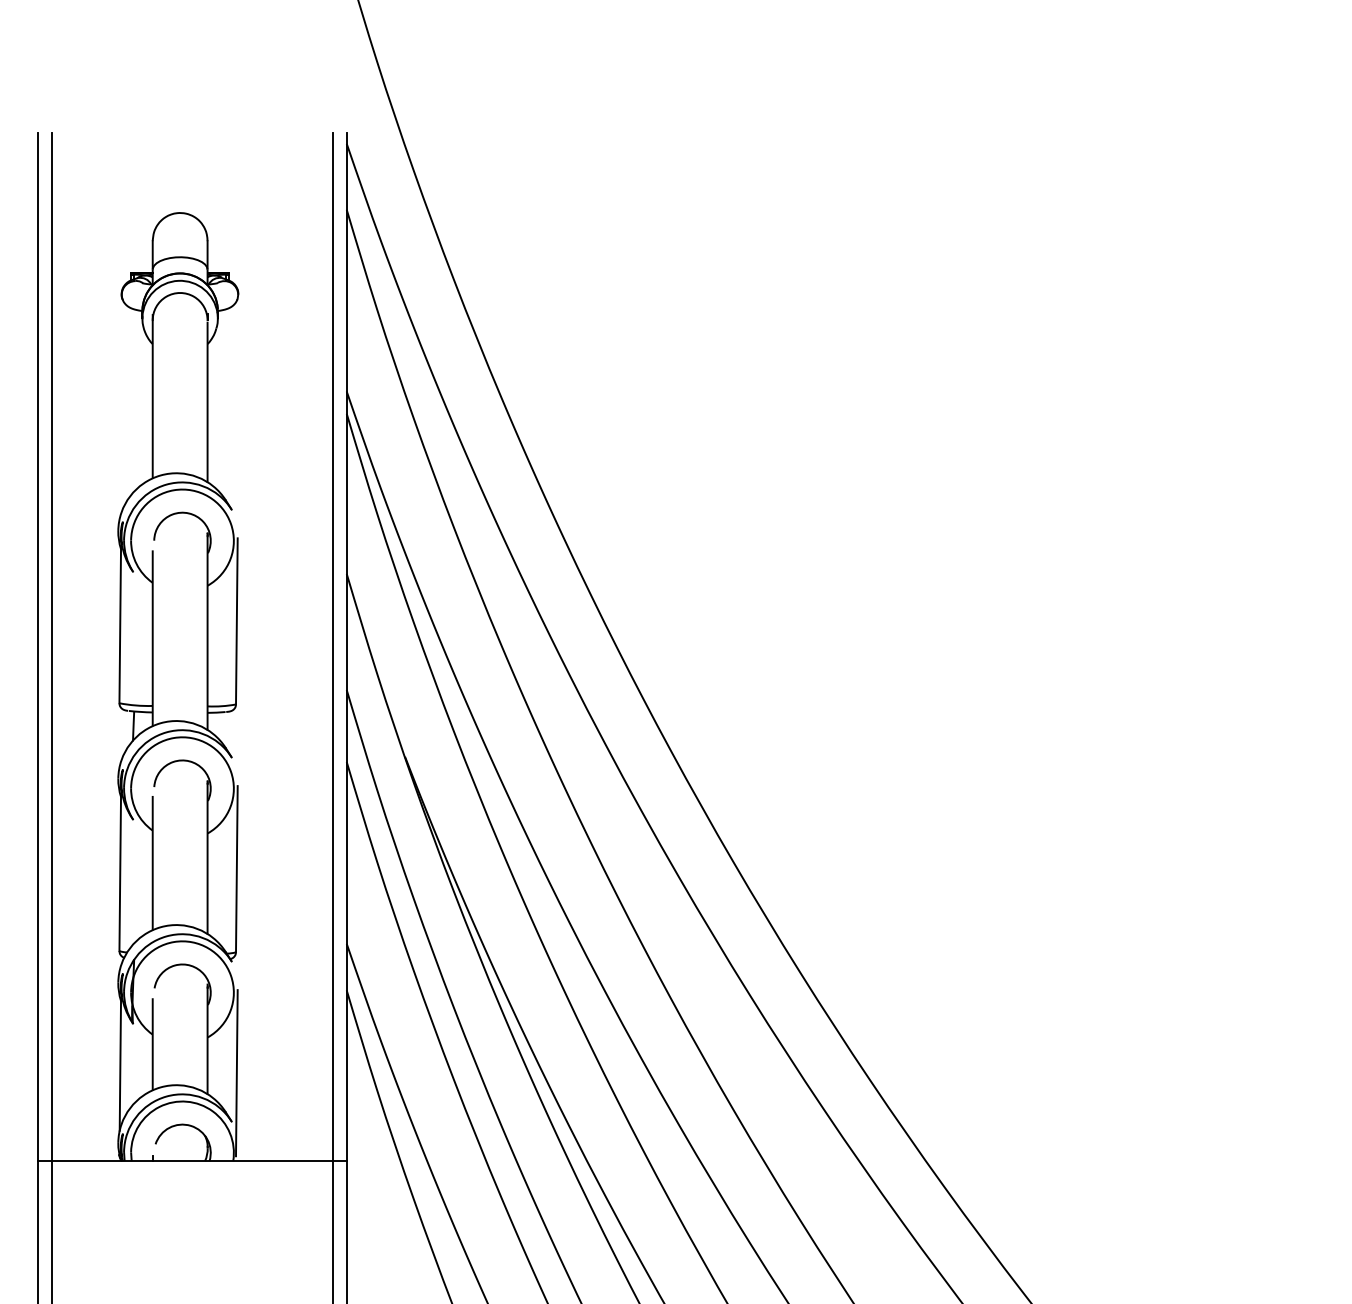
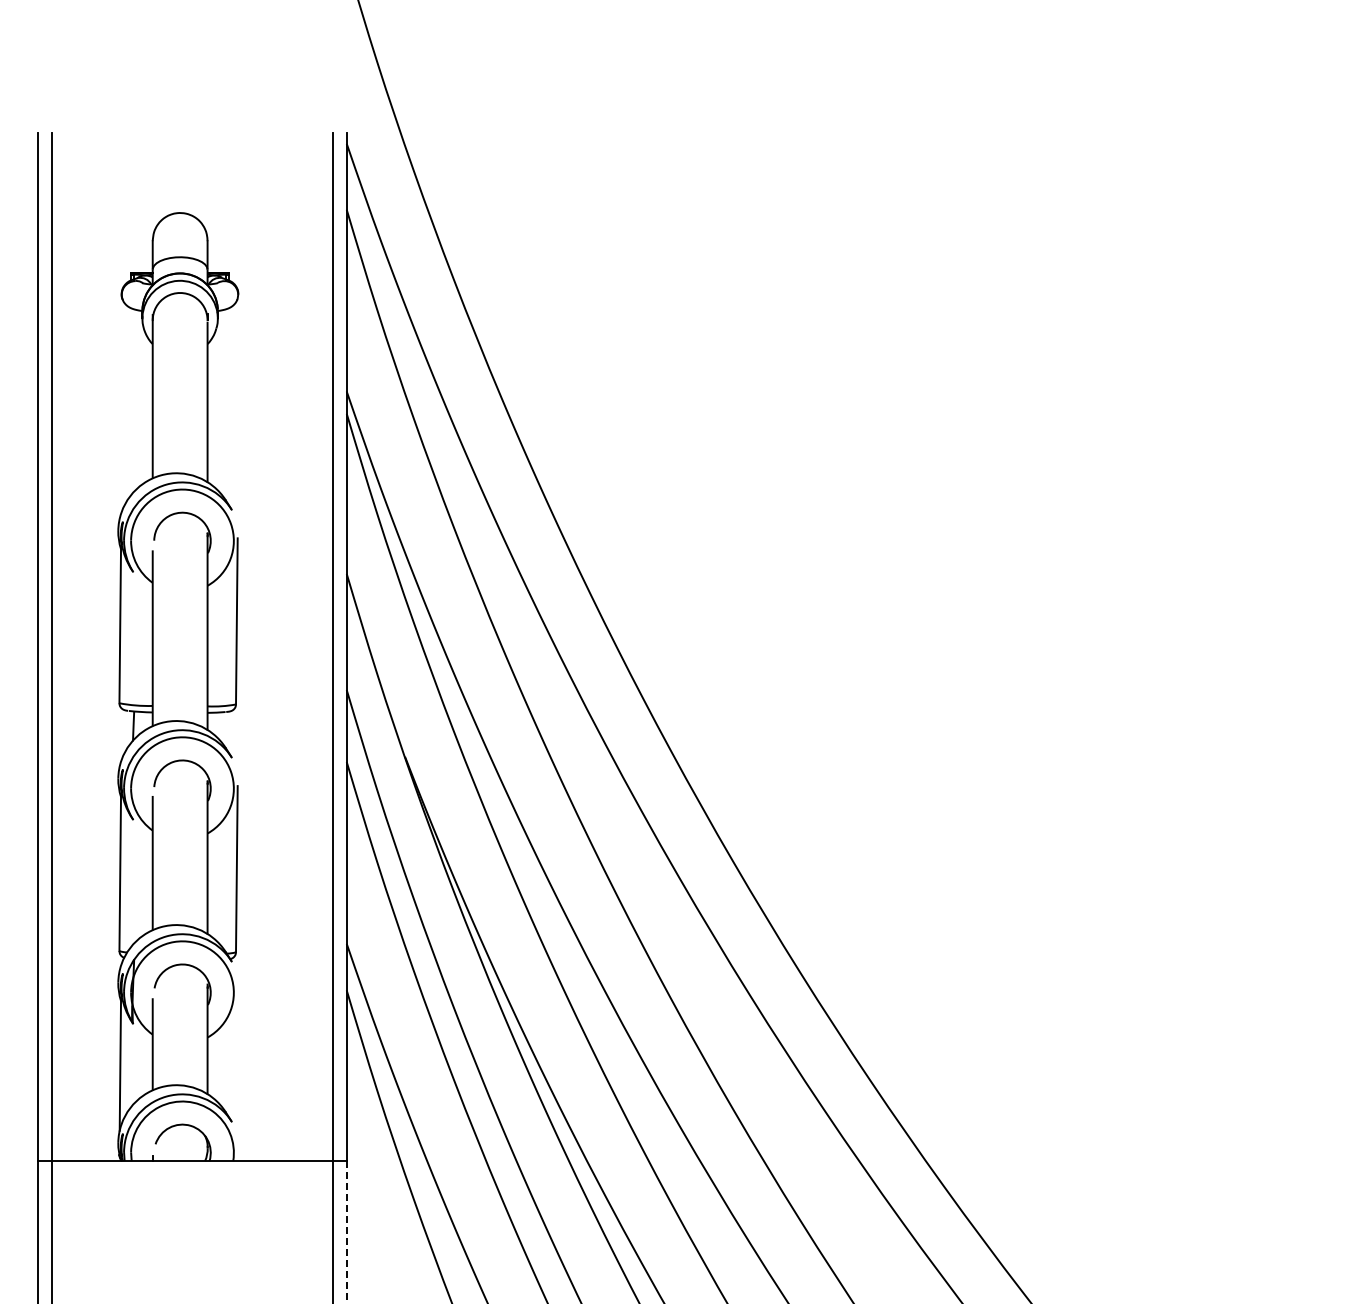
line: present -> none (236, 1073)
line: solid -> dashed (346, 1232)
